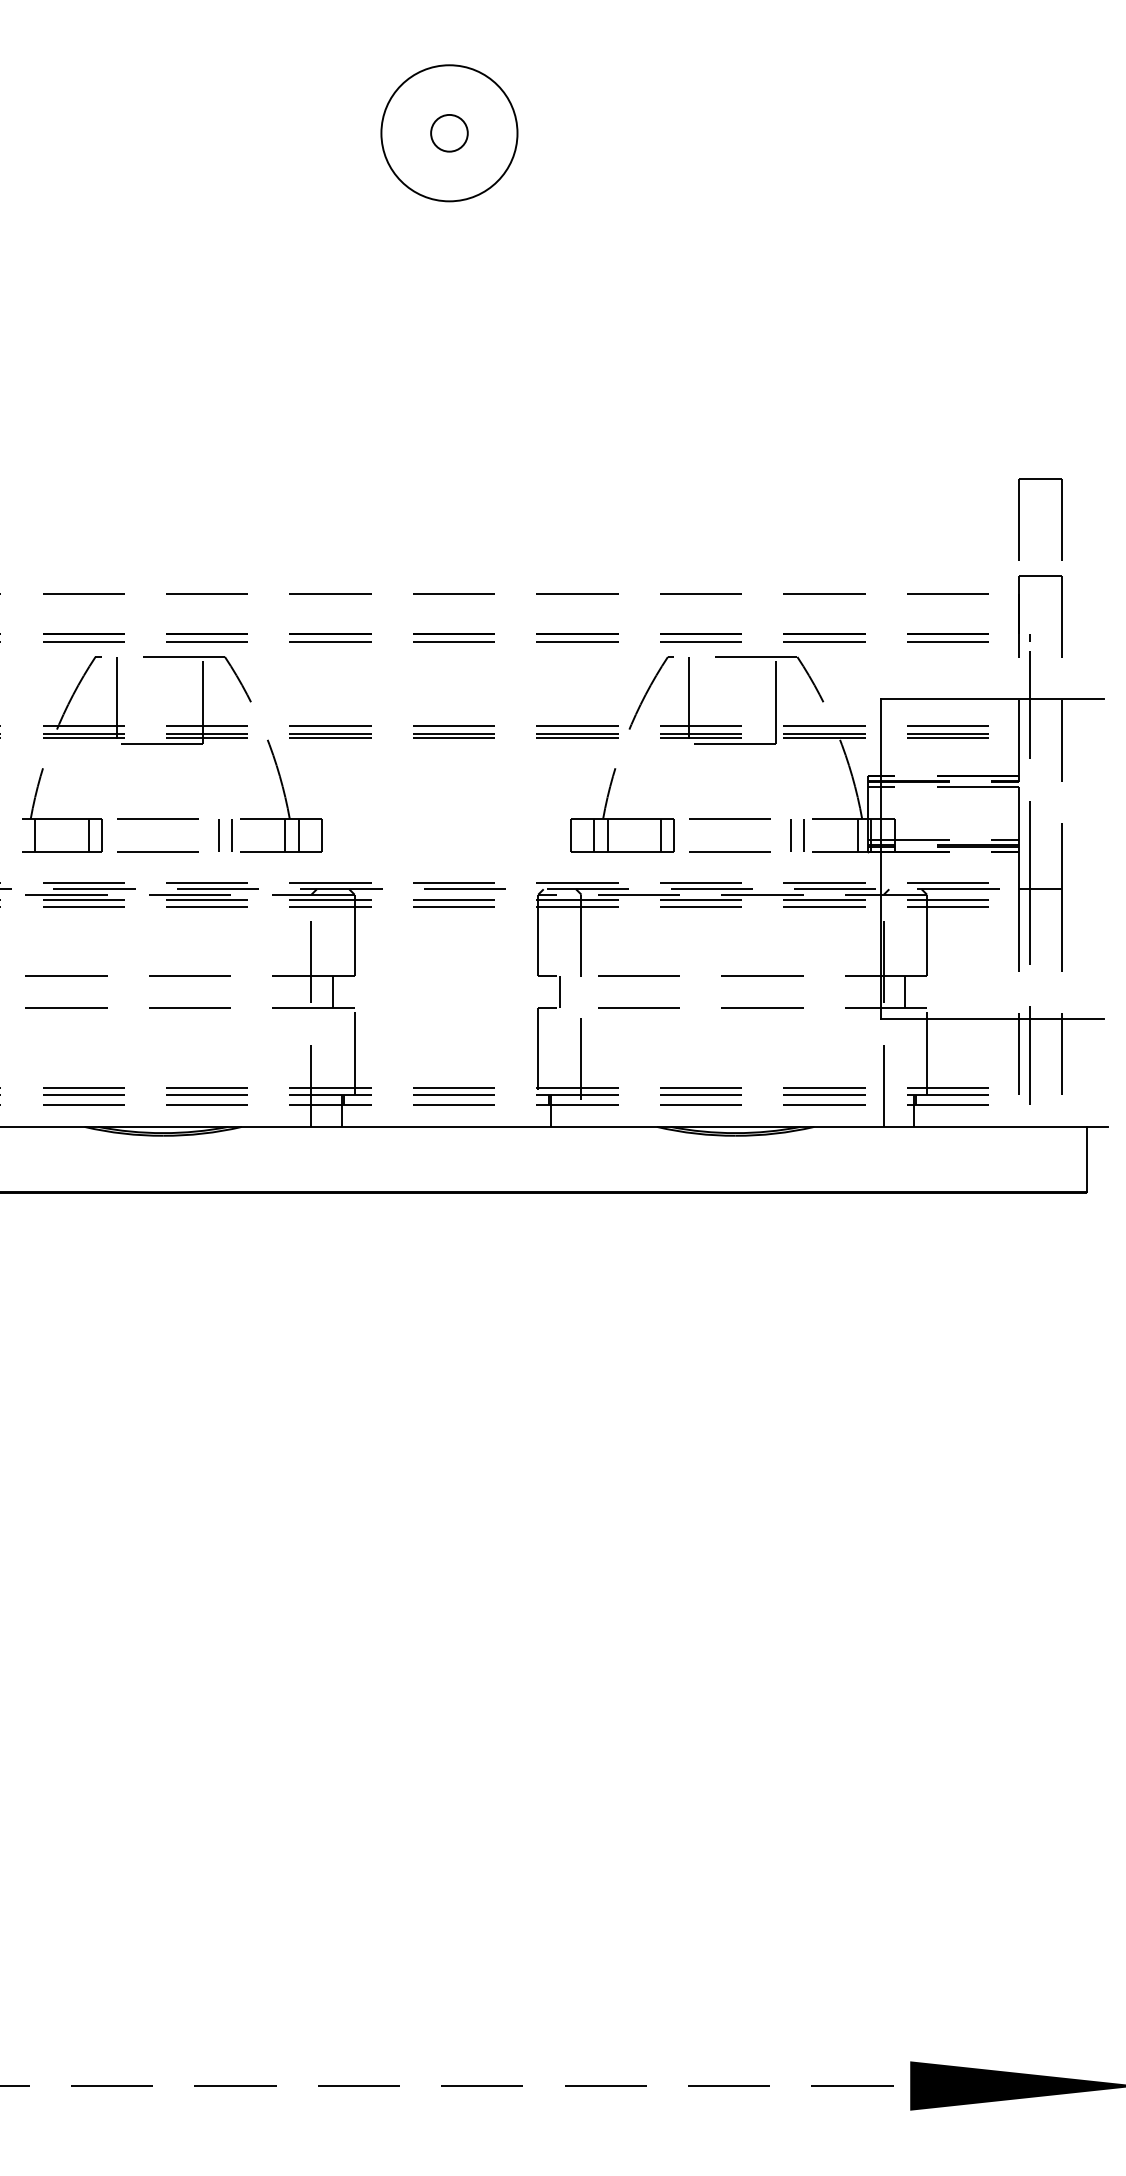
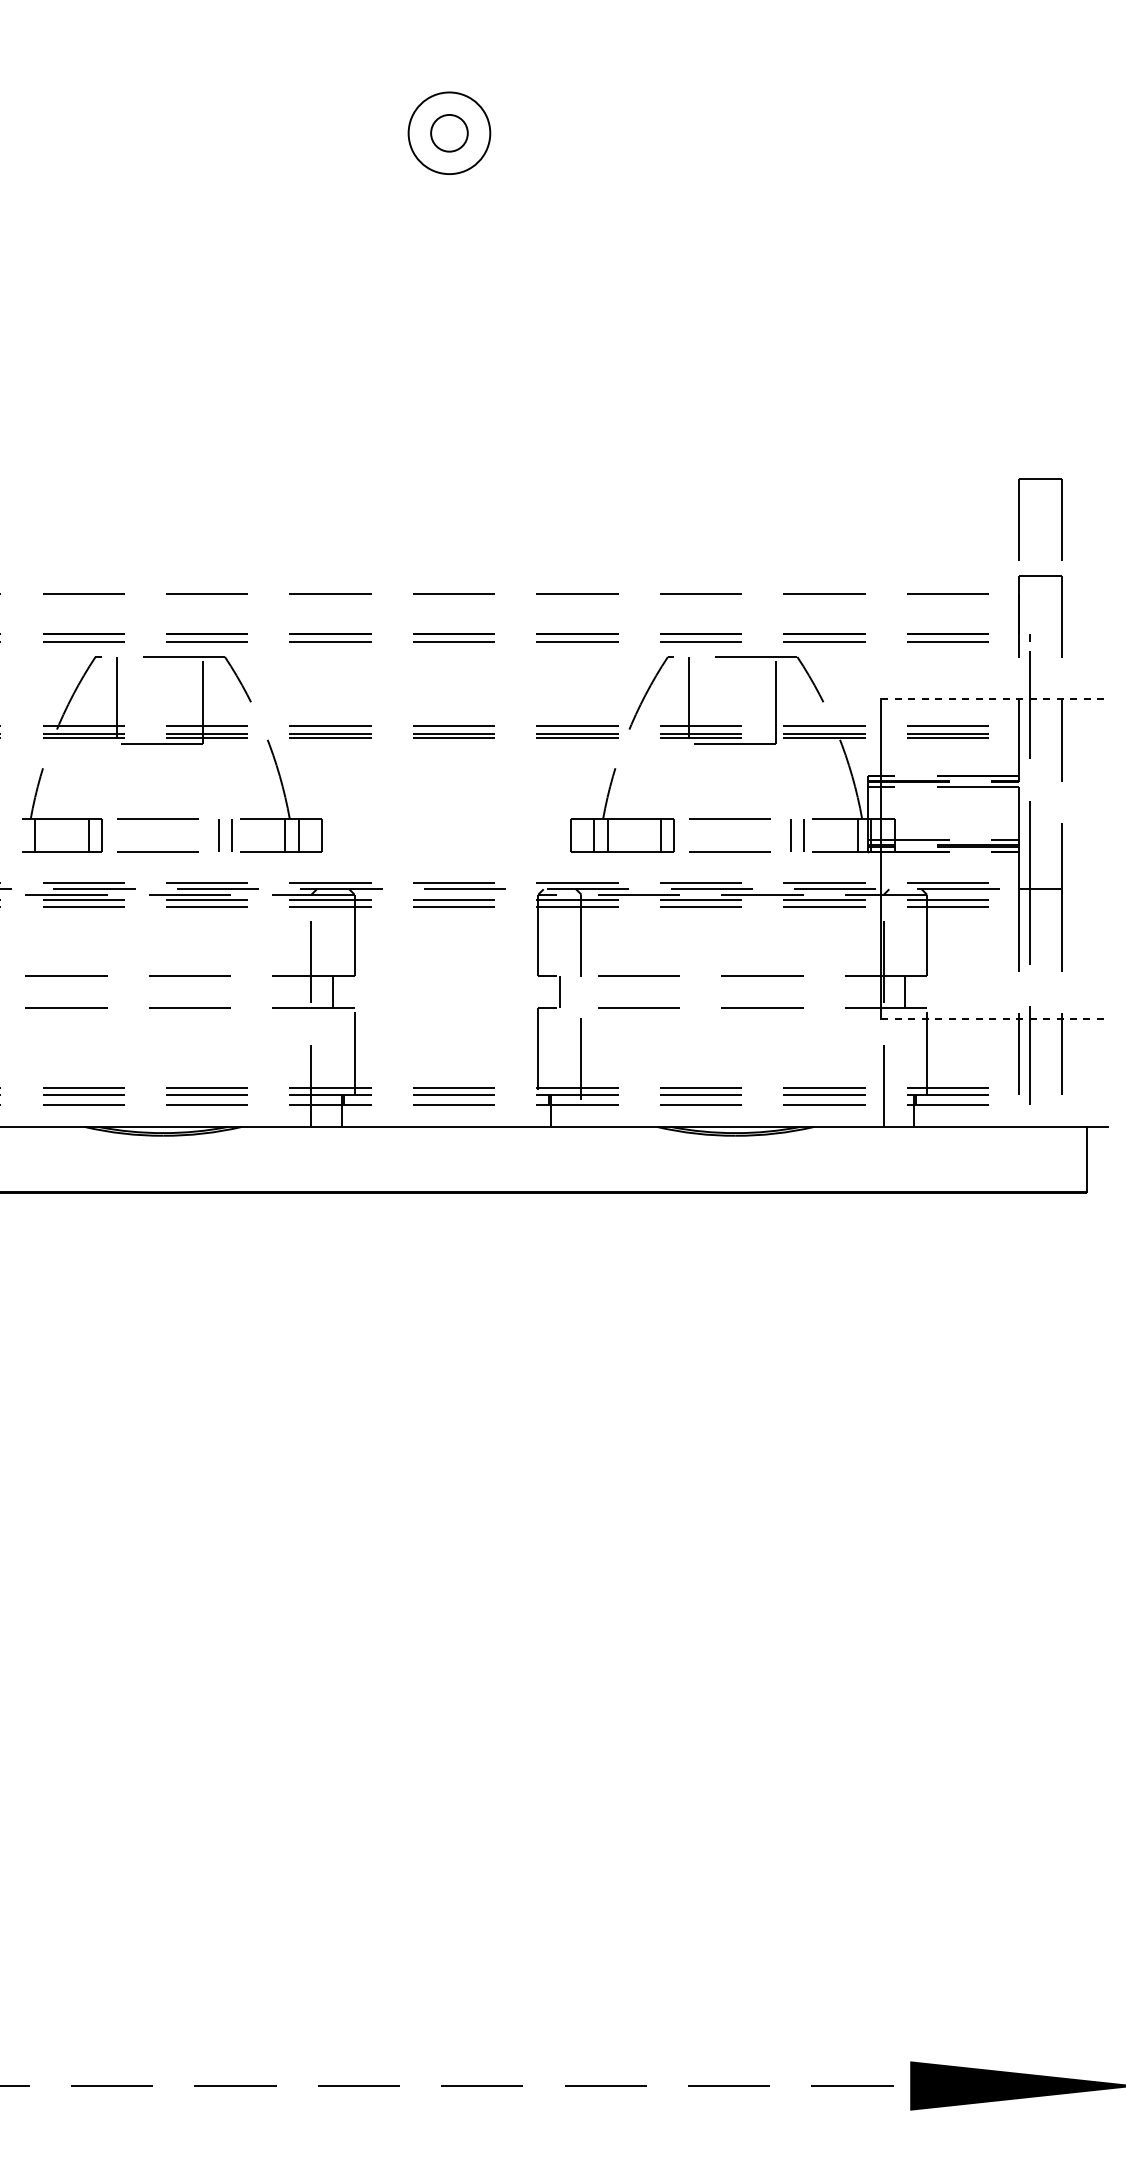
circle diameter: 136 px -> 82 px (449, 133)
line: solid -> dashed (993, 699)
line: solid -> dashed (992, 1018)
